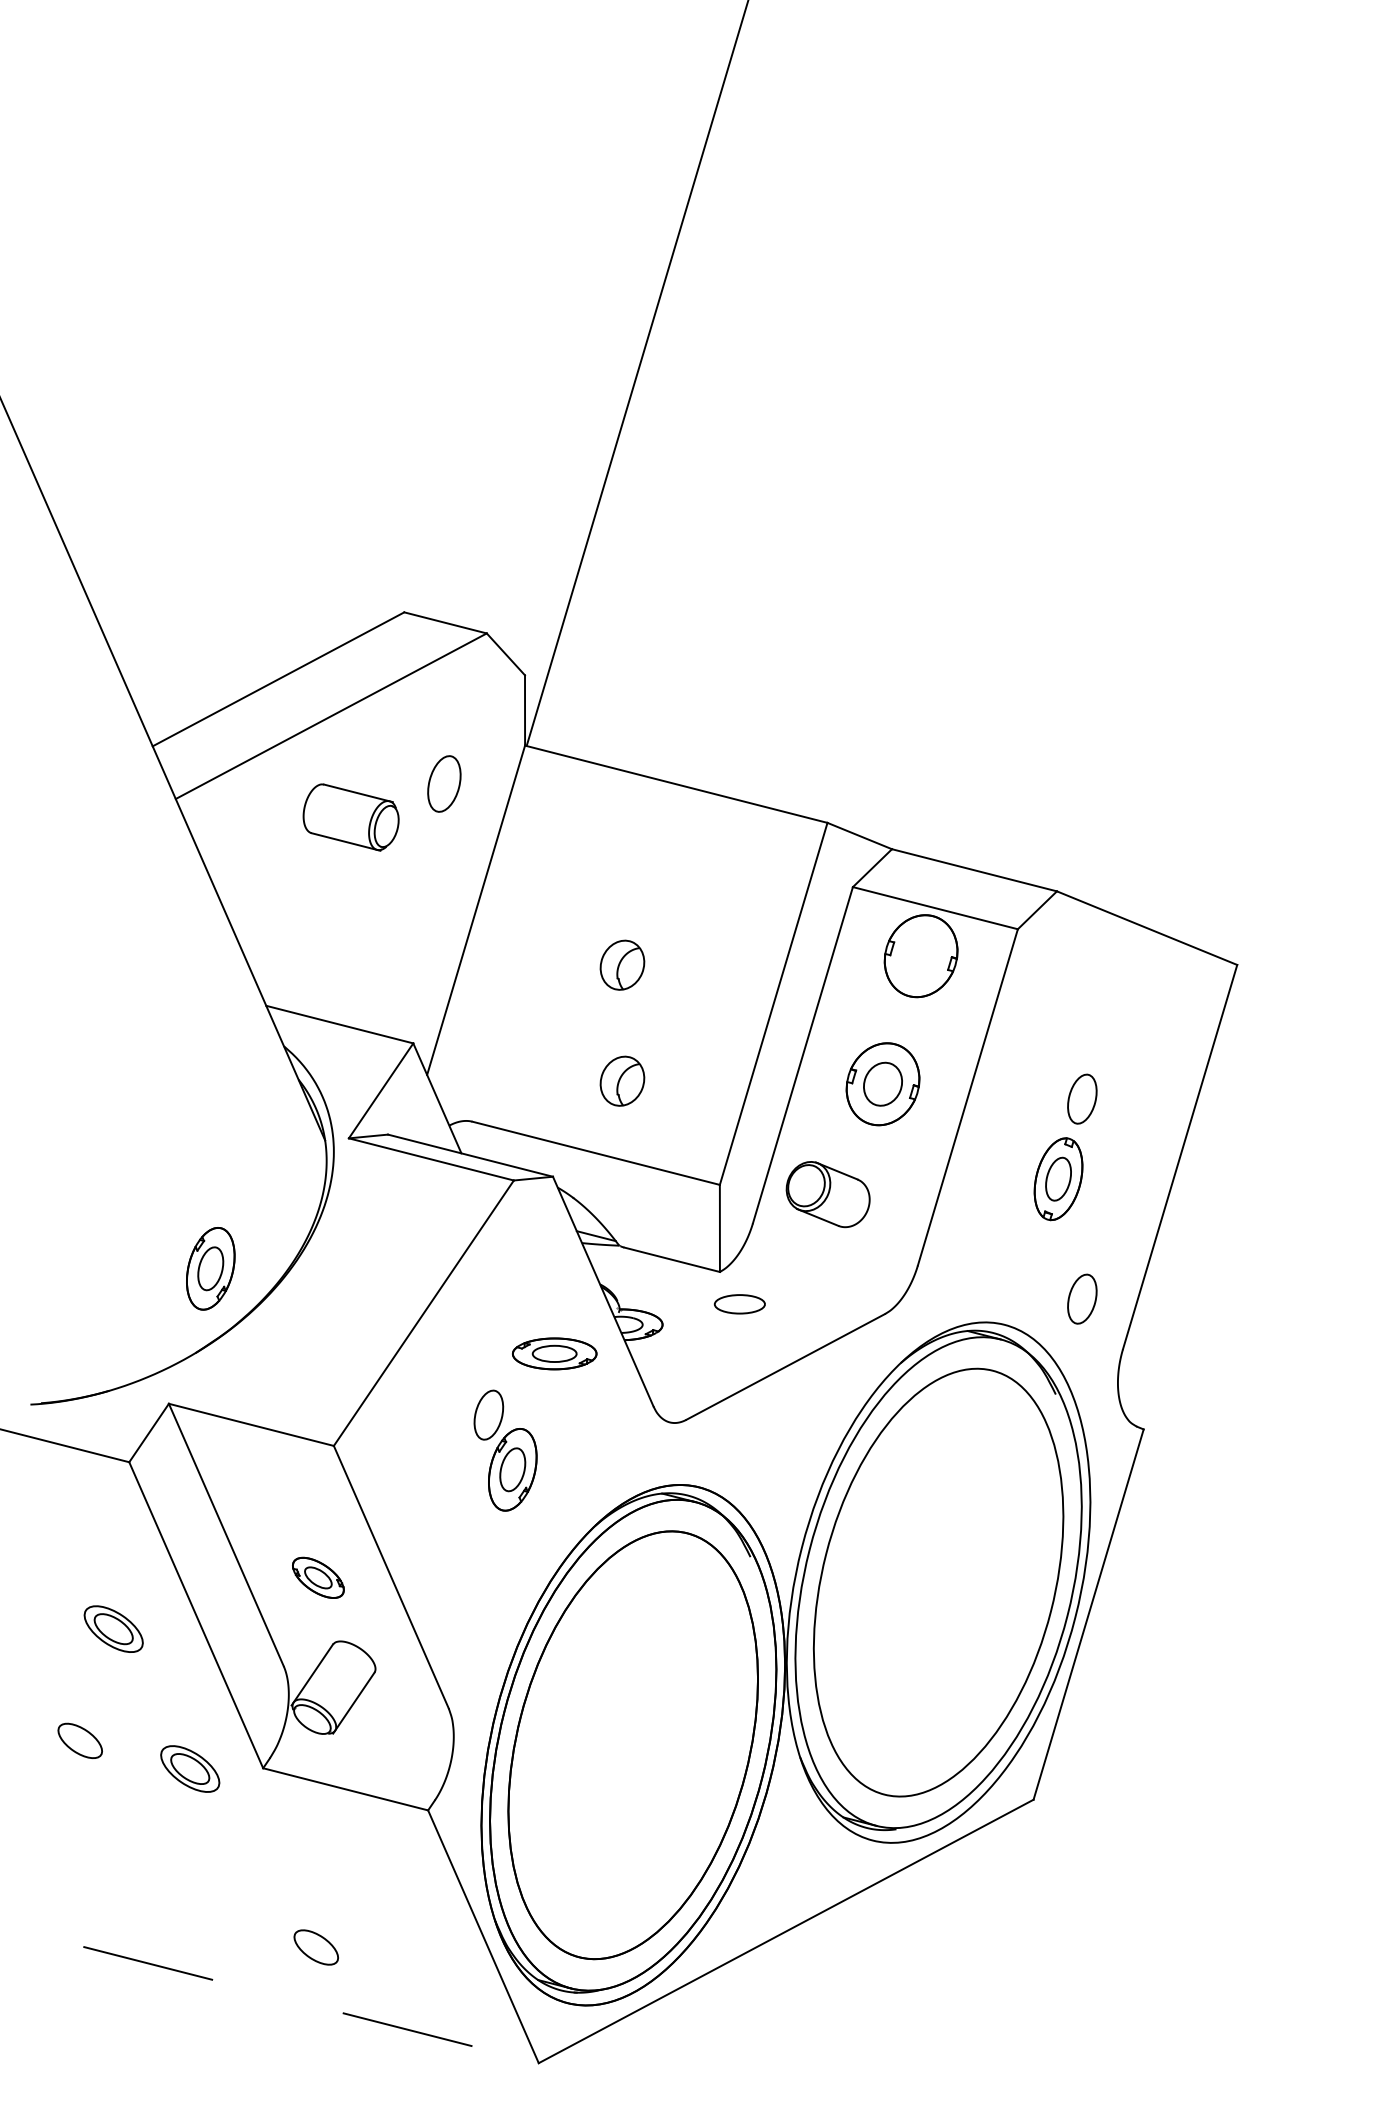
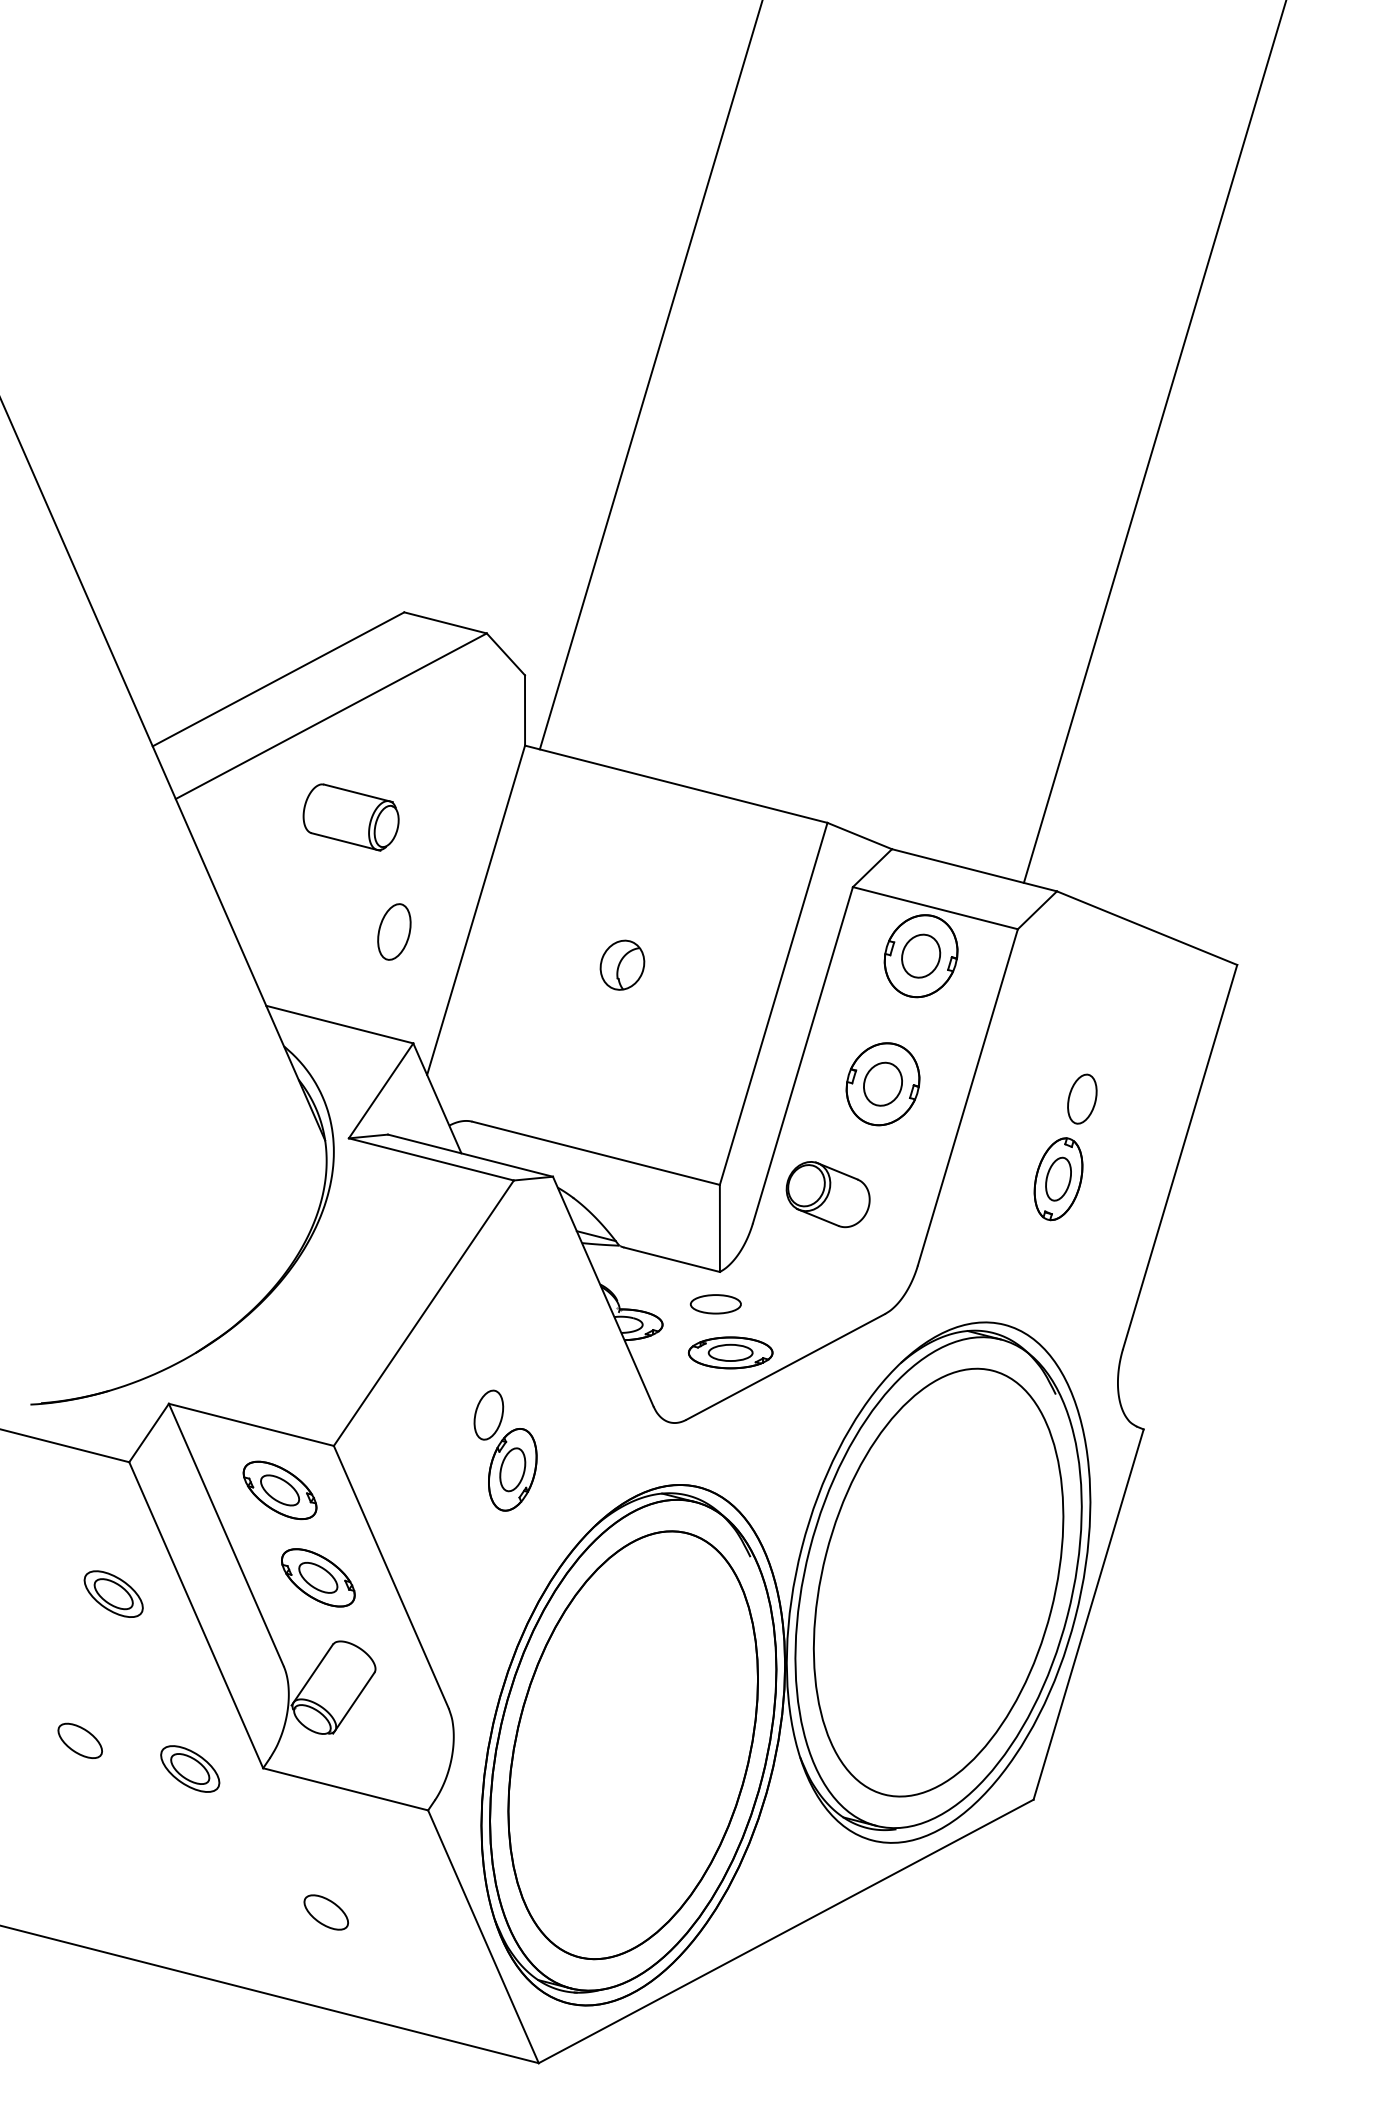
line position: (636, 373) -> (650, 375) (650, 375)
line: none -> present (1154, 442)
part position: (444, 783) -> (394, 931) (394, 931)
part: none -> present (921, 955)
part: present -> none (622, 1080)
part: present -> none (210, 1268)
part: present -> none (1082, 1298)
part position: (739, 1304) -> (715, 1304) (715, 1304)
part position: (554, 1353) -> (730, 1352) (730, 1352)
part: none -> present (279, 1490)
part size: 53x43 px -> 75x60 px (318, 1577)
part position: (113, 1628) -> (113, 1593) (113, 1593)
part position: (315, 1947) -> (325, 1912) (325, 1912)
line: dashed -> solid (269, 1994)
